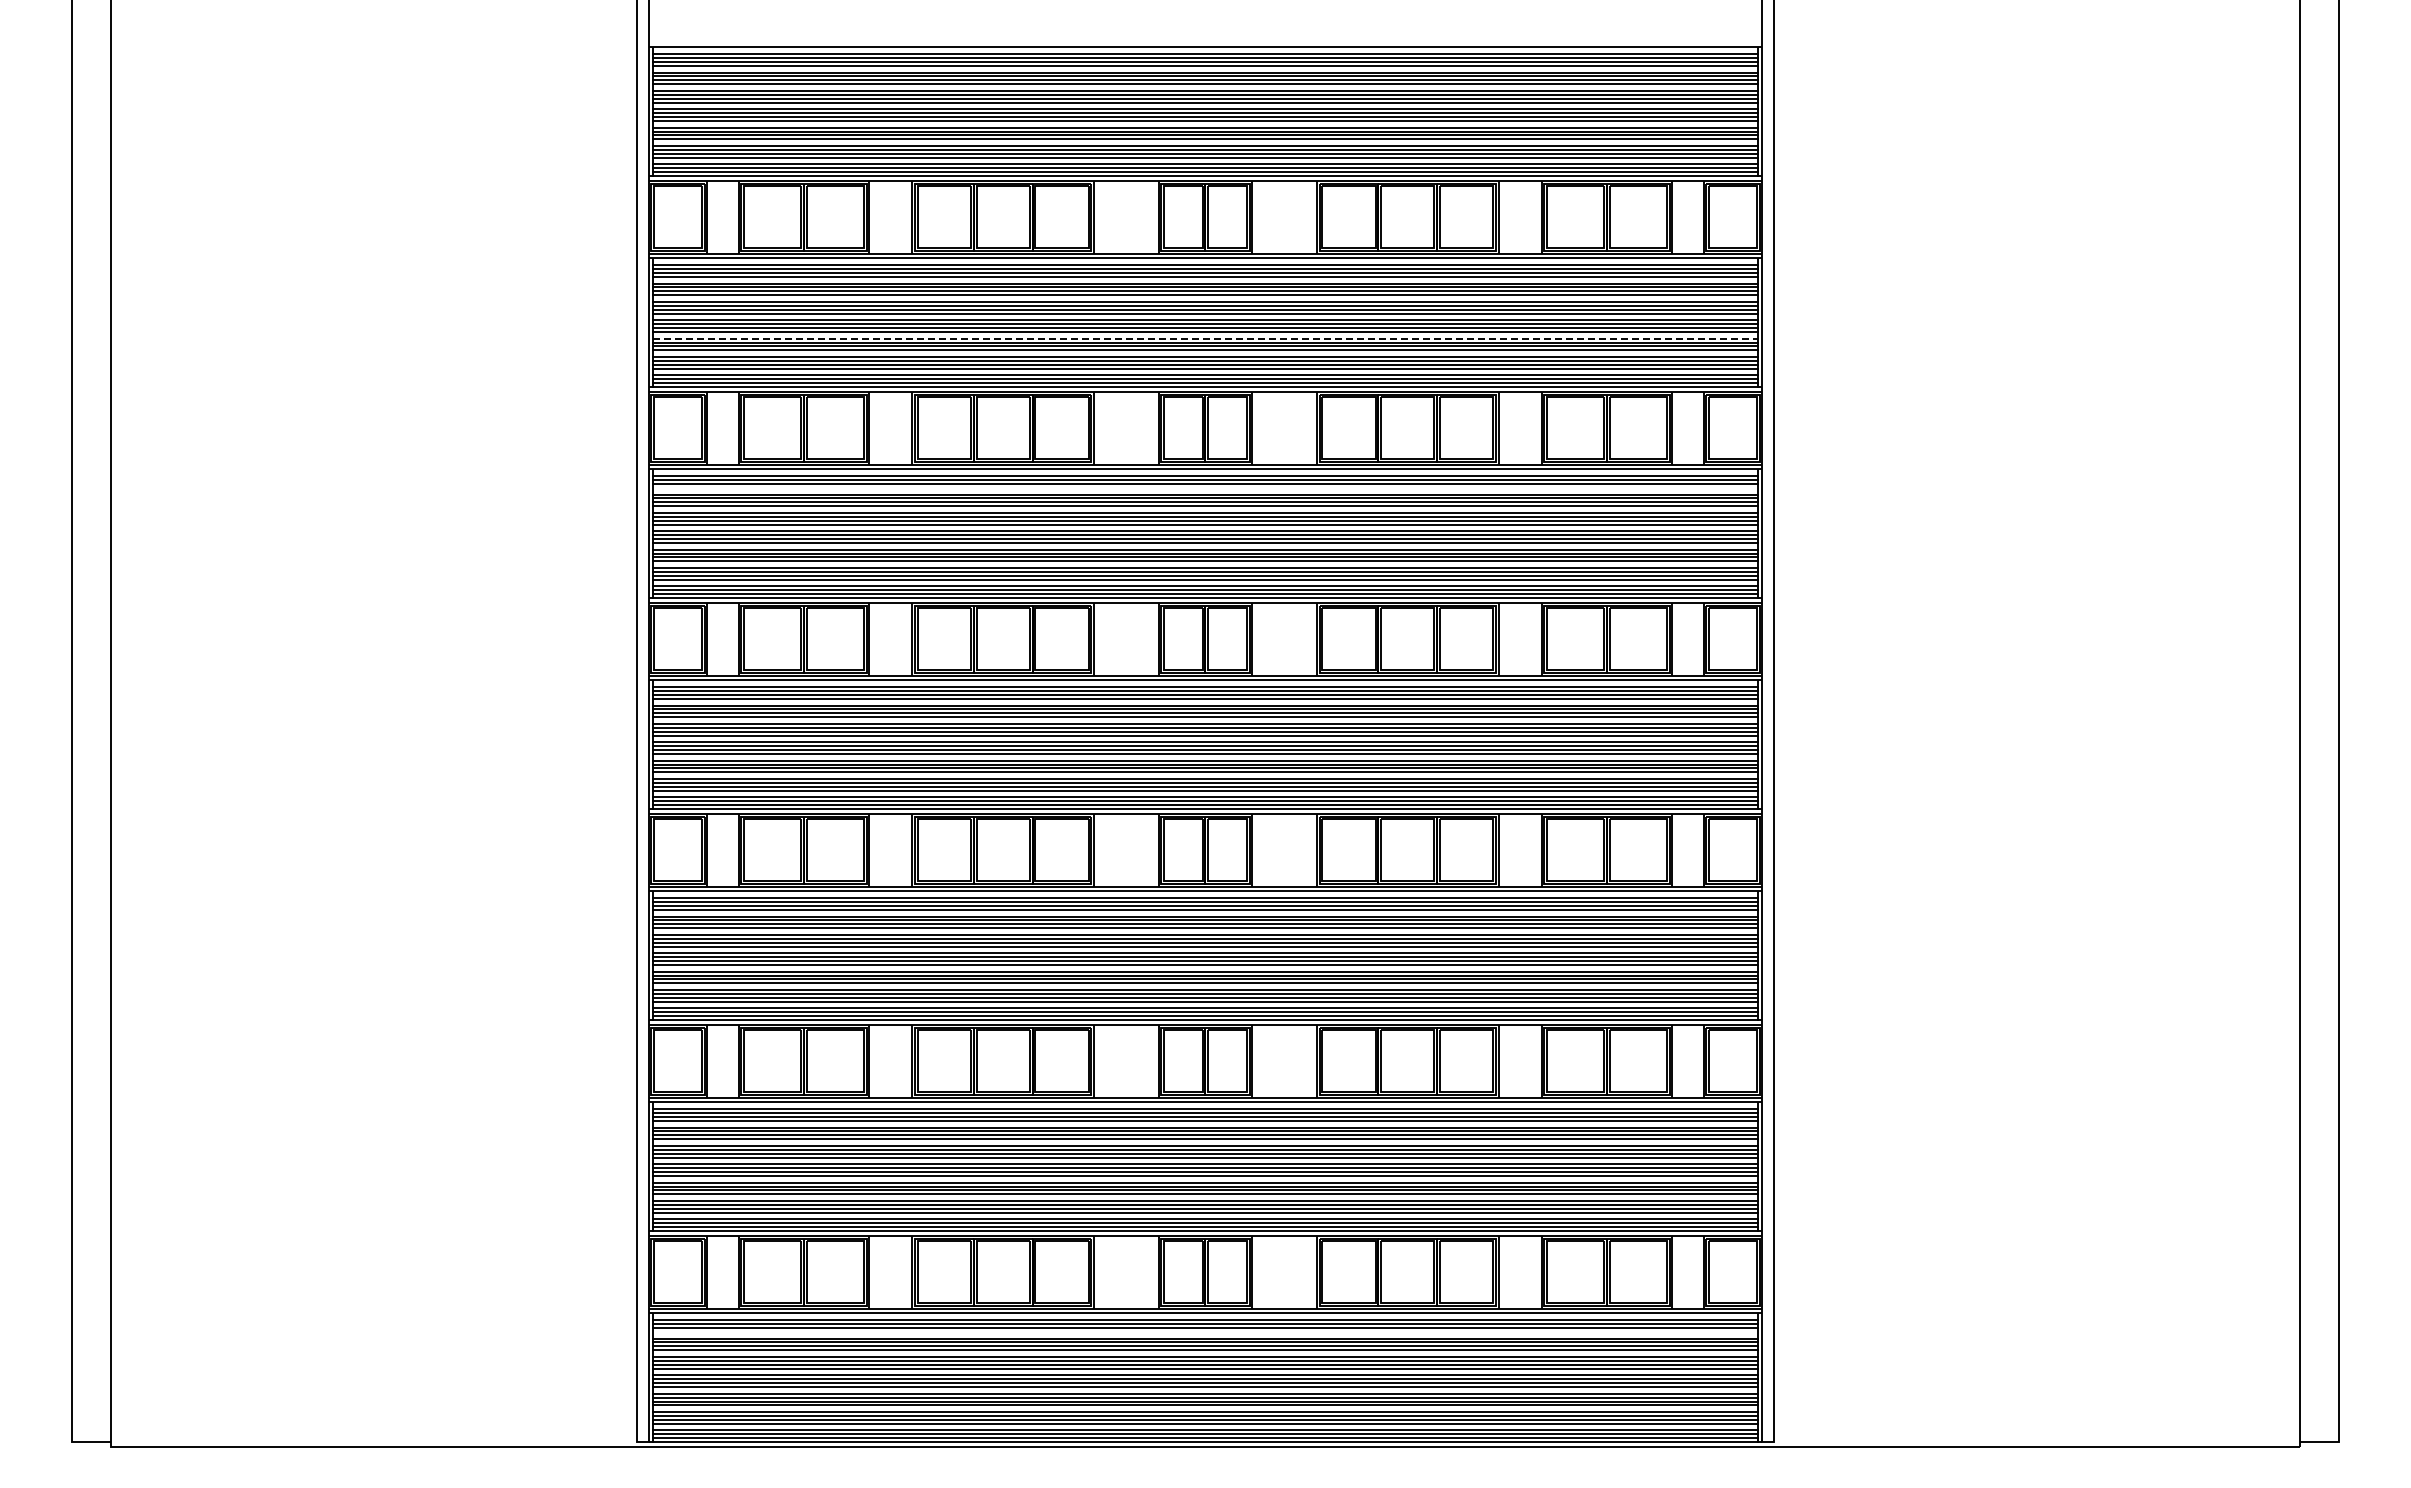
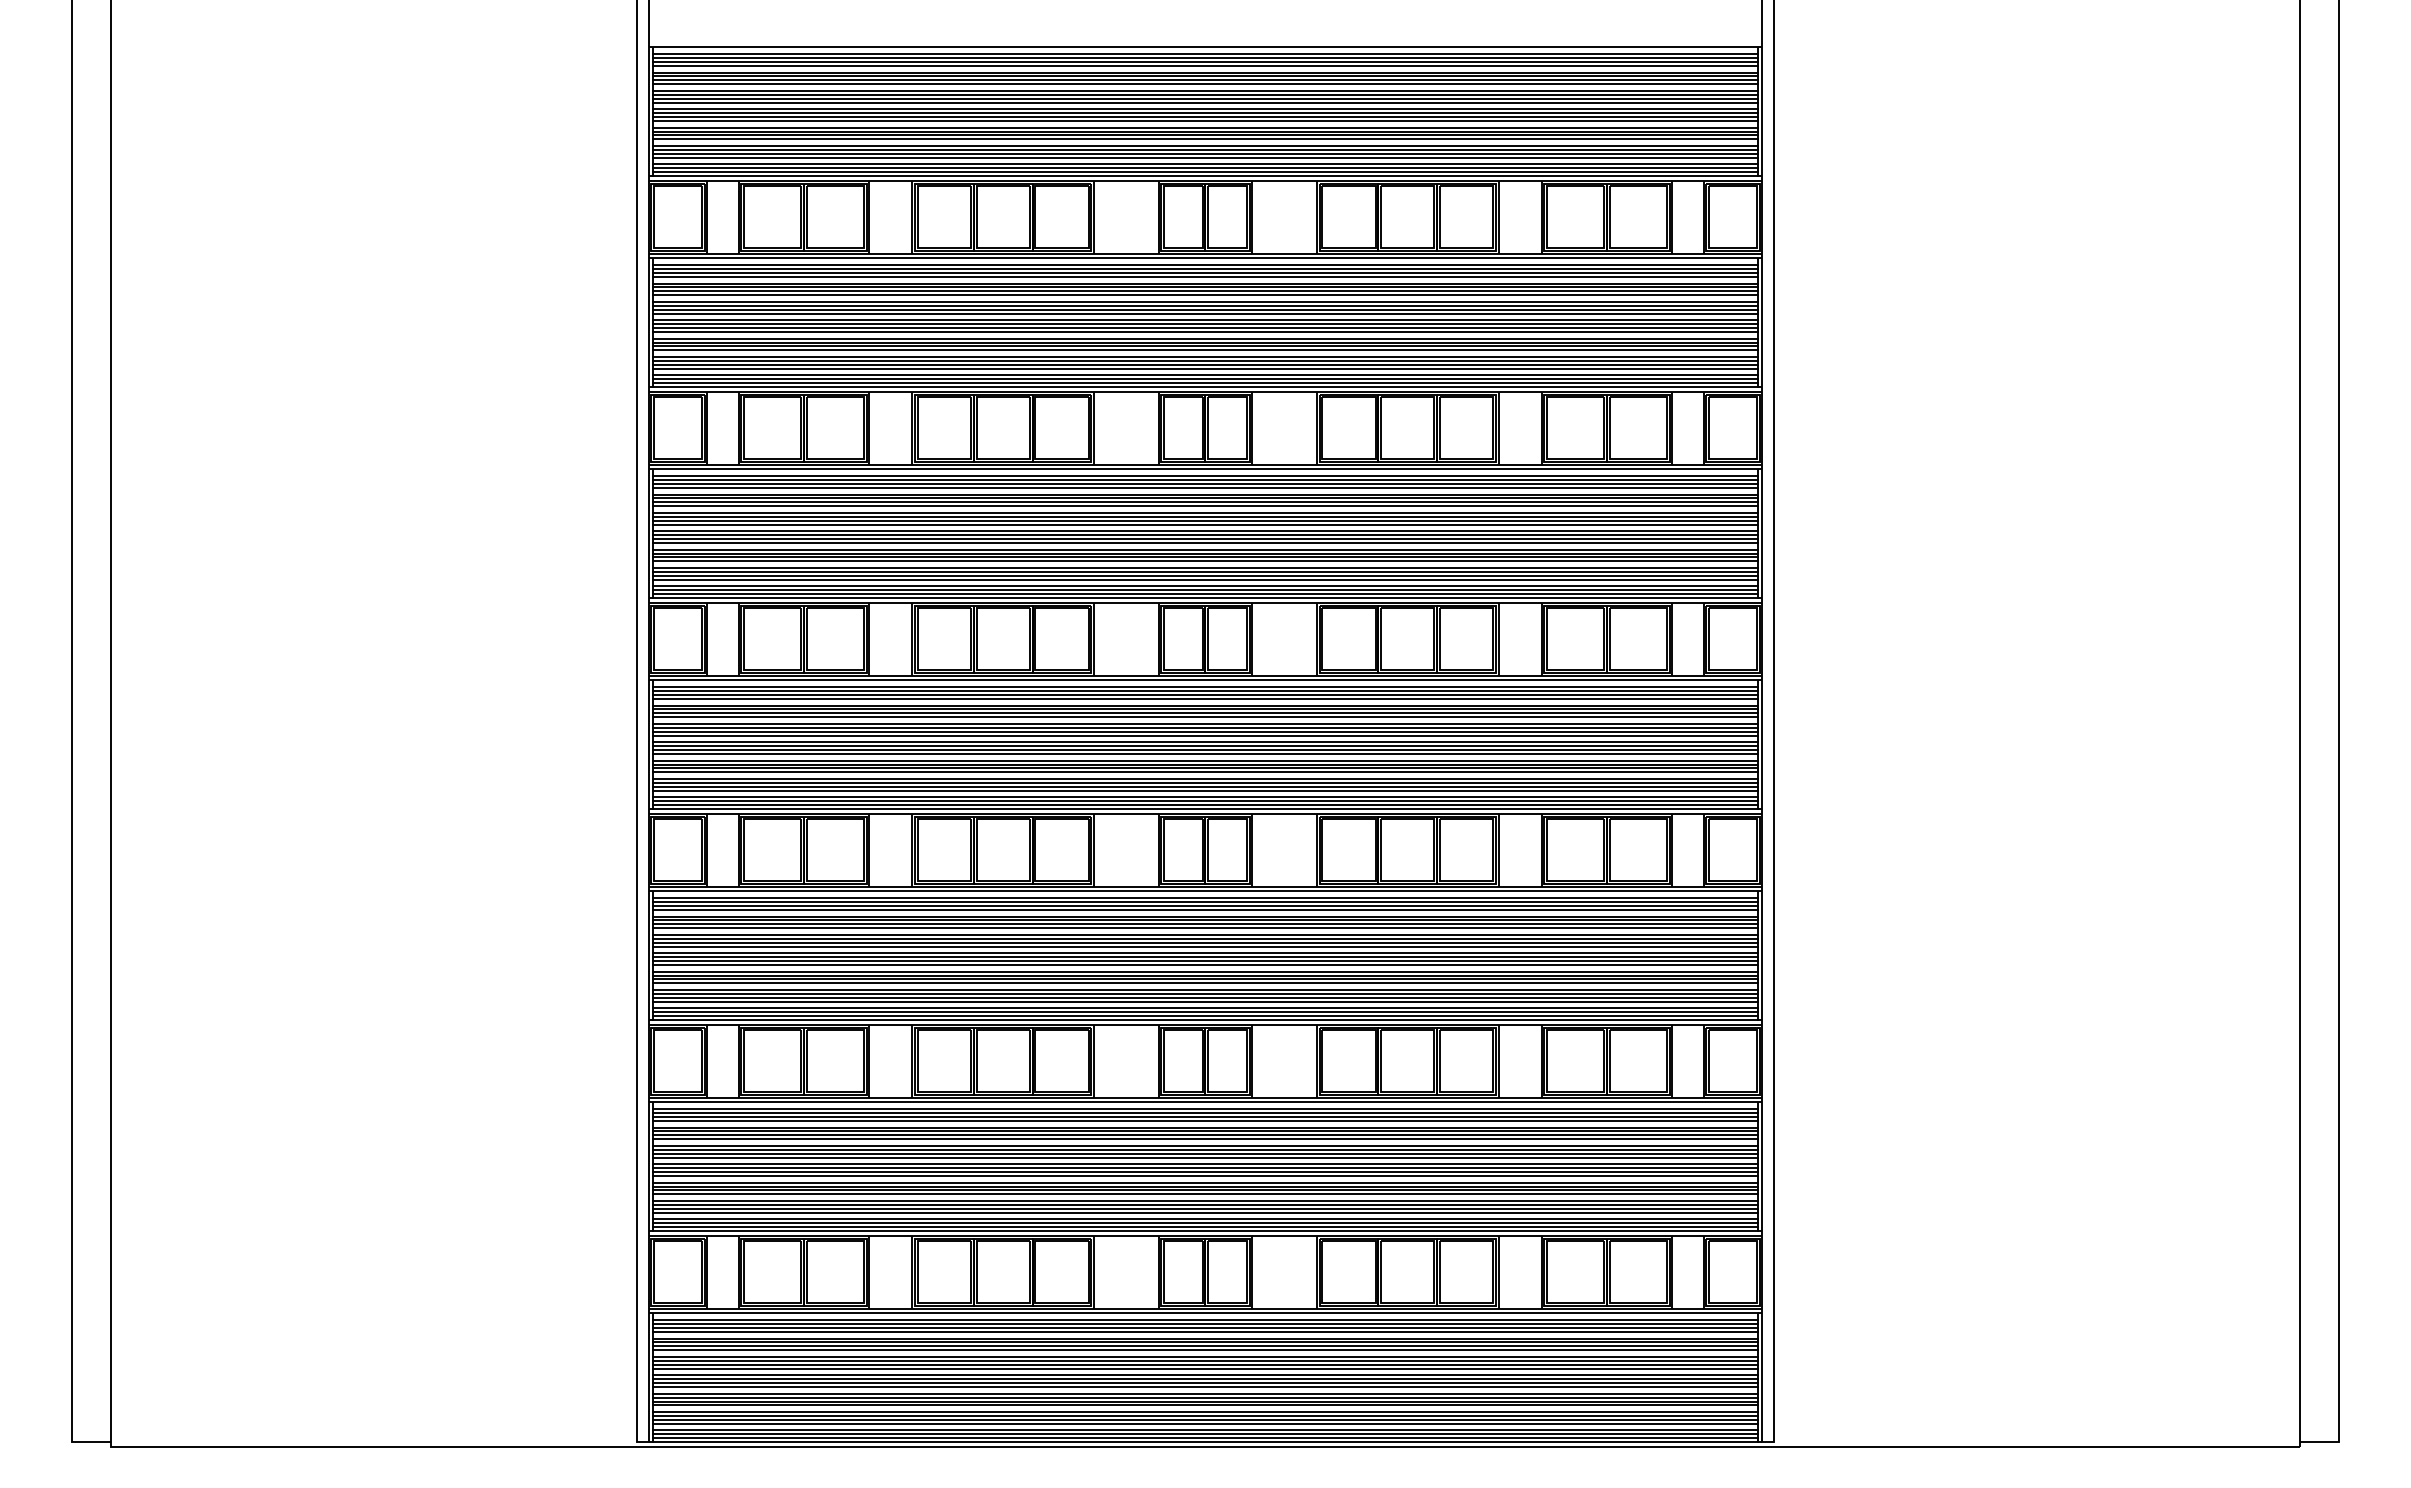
line: dashed -> solid (1205, 338)
line: none -> present (1205, 487)
line: none -> present (1205, 1331)
